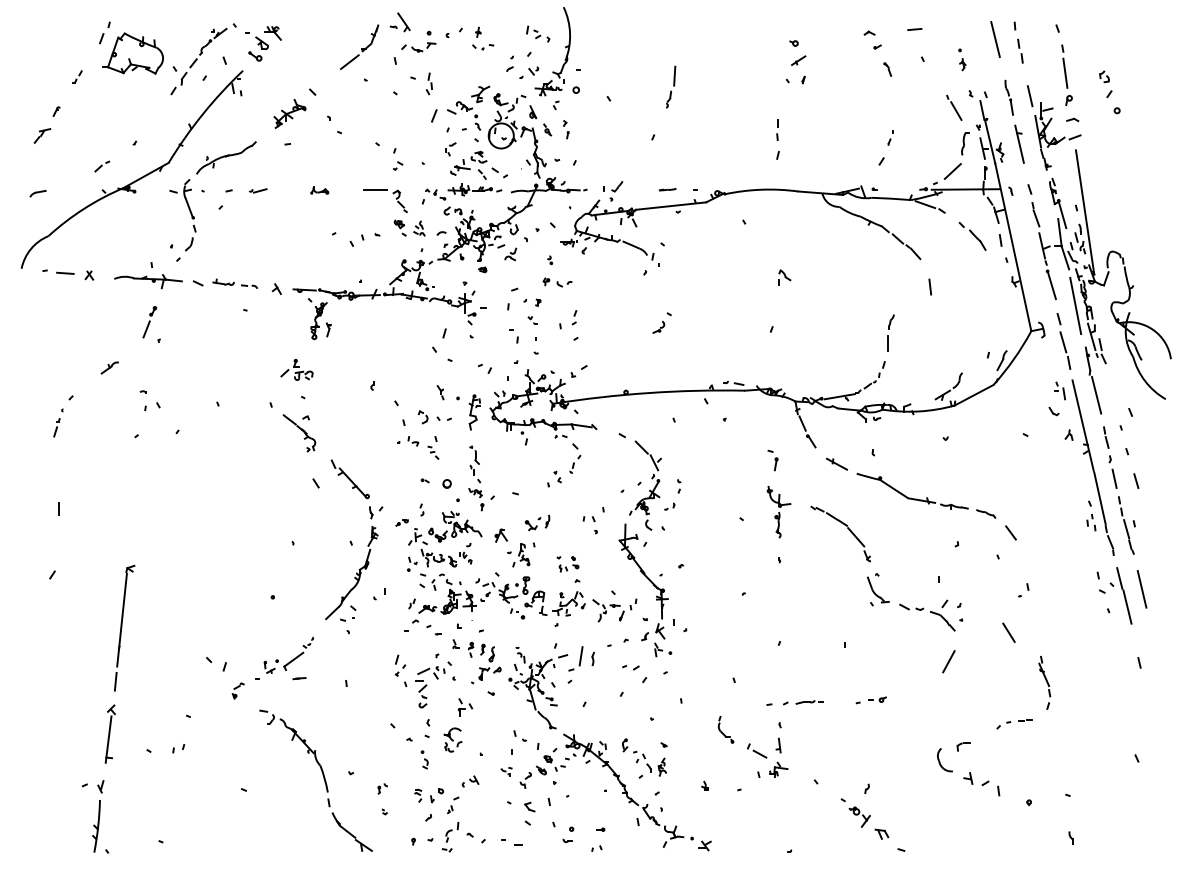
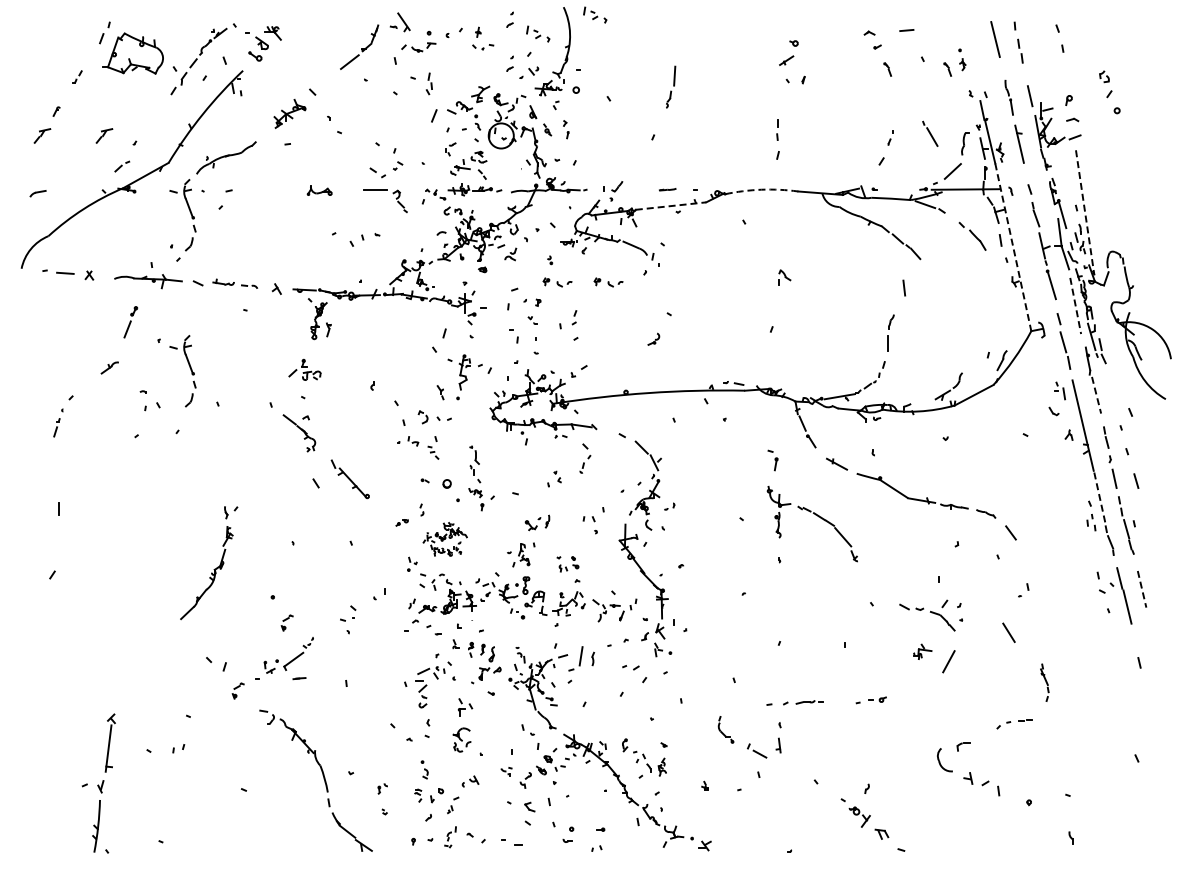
part: none -> present (595, 14)
part: none -> present (509, 19)
line position: (914, 29) -> (906, 30) (906, 30)
part position: (798, 60) -> (786, 60) (786, 60)
part: none -> present (947, 69)
line: present -> none (1065, 72)
line position: (954, 107) -> (930, 133) (930, 133)
part: none -> present (104, 135)
part position: (102, 166) -> (122, 166) (122, 166)
part position: (499, 172) -> (377, 172) (377, 172)
arc: solid -> dashed (761, 189)
part: present -> none (257, 190)
part size: 20x9 px -> 27x11 px (319, 190)
line: solid -> dashed (671, 206)
line: solid -> dashed (1085, 212)
part: present -> none (409, 227)
line: solid -> dashed (1013, 247)
part: none -> present (608, 282)
line position: (930, 286) -> (904, 287) (904, 287)
line: solid -> dashed (1075, 305)
part position: (149, 322) -> (130, 322) (130, 322)
part position: (658, 326) -> (653, 338) (653, 338)
part: none -> present (189, 367)
part position: (296, 369) -> (304, 369) (304, 369)
line: solid -> dashed (1096, 395)
part position: (474, 412) -> (464, 372) (464, 372)
part position: (575, 458) -> (585, 458) (585, 458)
part: present -> none (679, 486)
line: solid -> dashed (1100, 498)
part position: (847, 528) -> (834, 528) (834, 528)
part: present -> none (500, 535)
part size: 75x57 px -> 46x35 px (444, 539)
part position: (359, 568) -> (214, 568) (214, 568)
part: present -> none (878, 588)
line: solid -> dashed (1142, 589)
part: none -> present (286, 622)
part: present -> none (124, 627)
part: present -> none (400, 665)
part size: 14x55 px -> 10x39 px (1044, 682)
part position: (109, 733) -> (109, 742) (109, 742)
part position: (519, 735) -> (527, 729) (527, 729)
part position: (452, 739) -> (461, 739) (461, 739)
part position: (424, 759) -> (424, 769) (424, 769)
part position: (778, 769) -> (922, 651) (922, 651)
part size: 19x31 px -> 13x23 px (450, 837)
